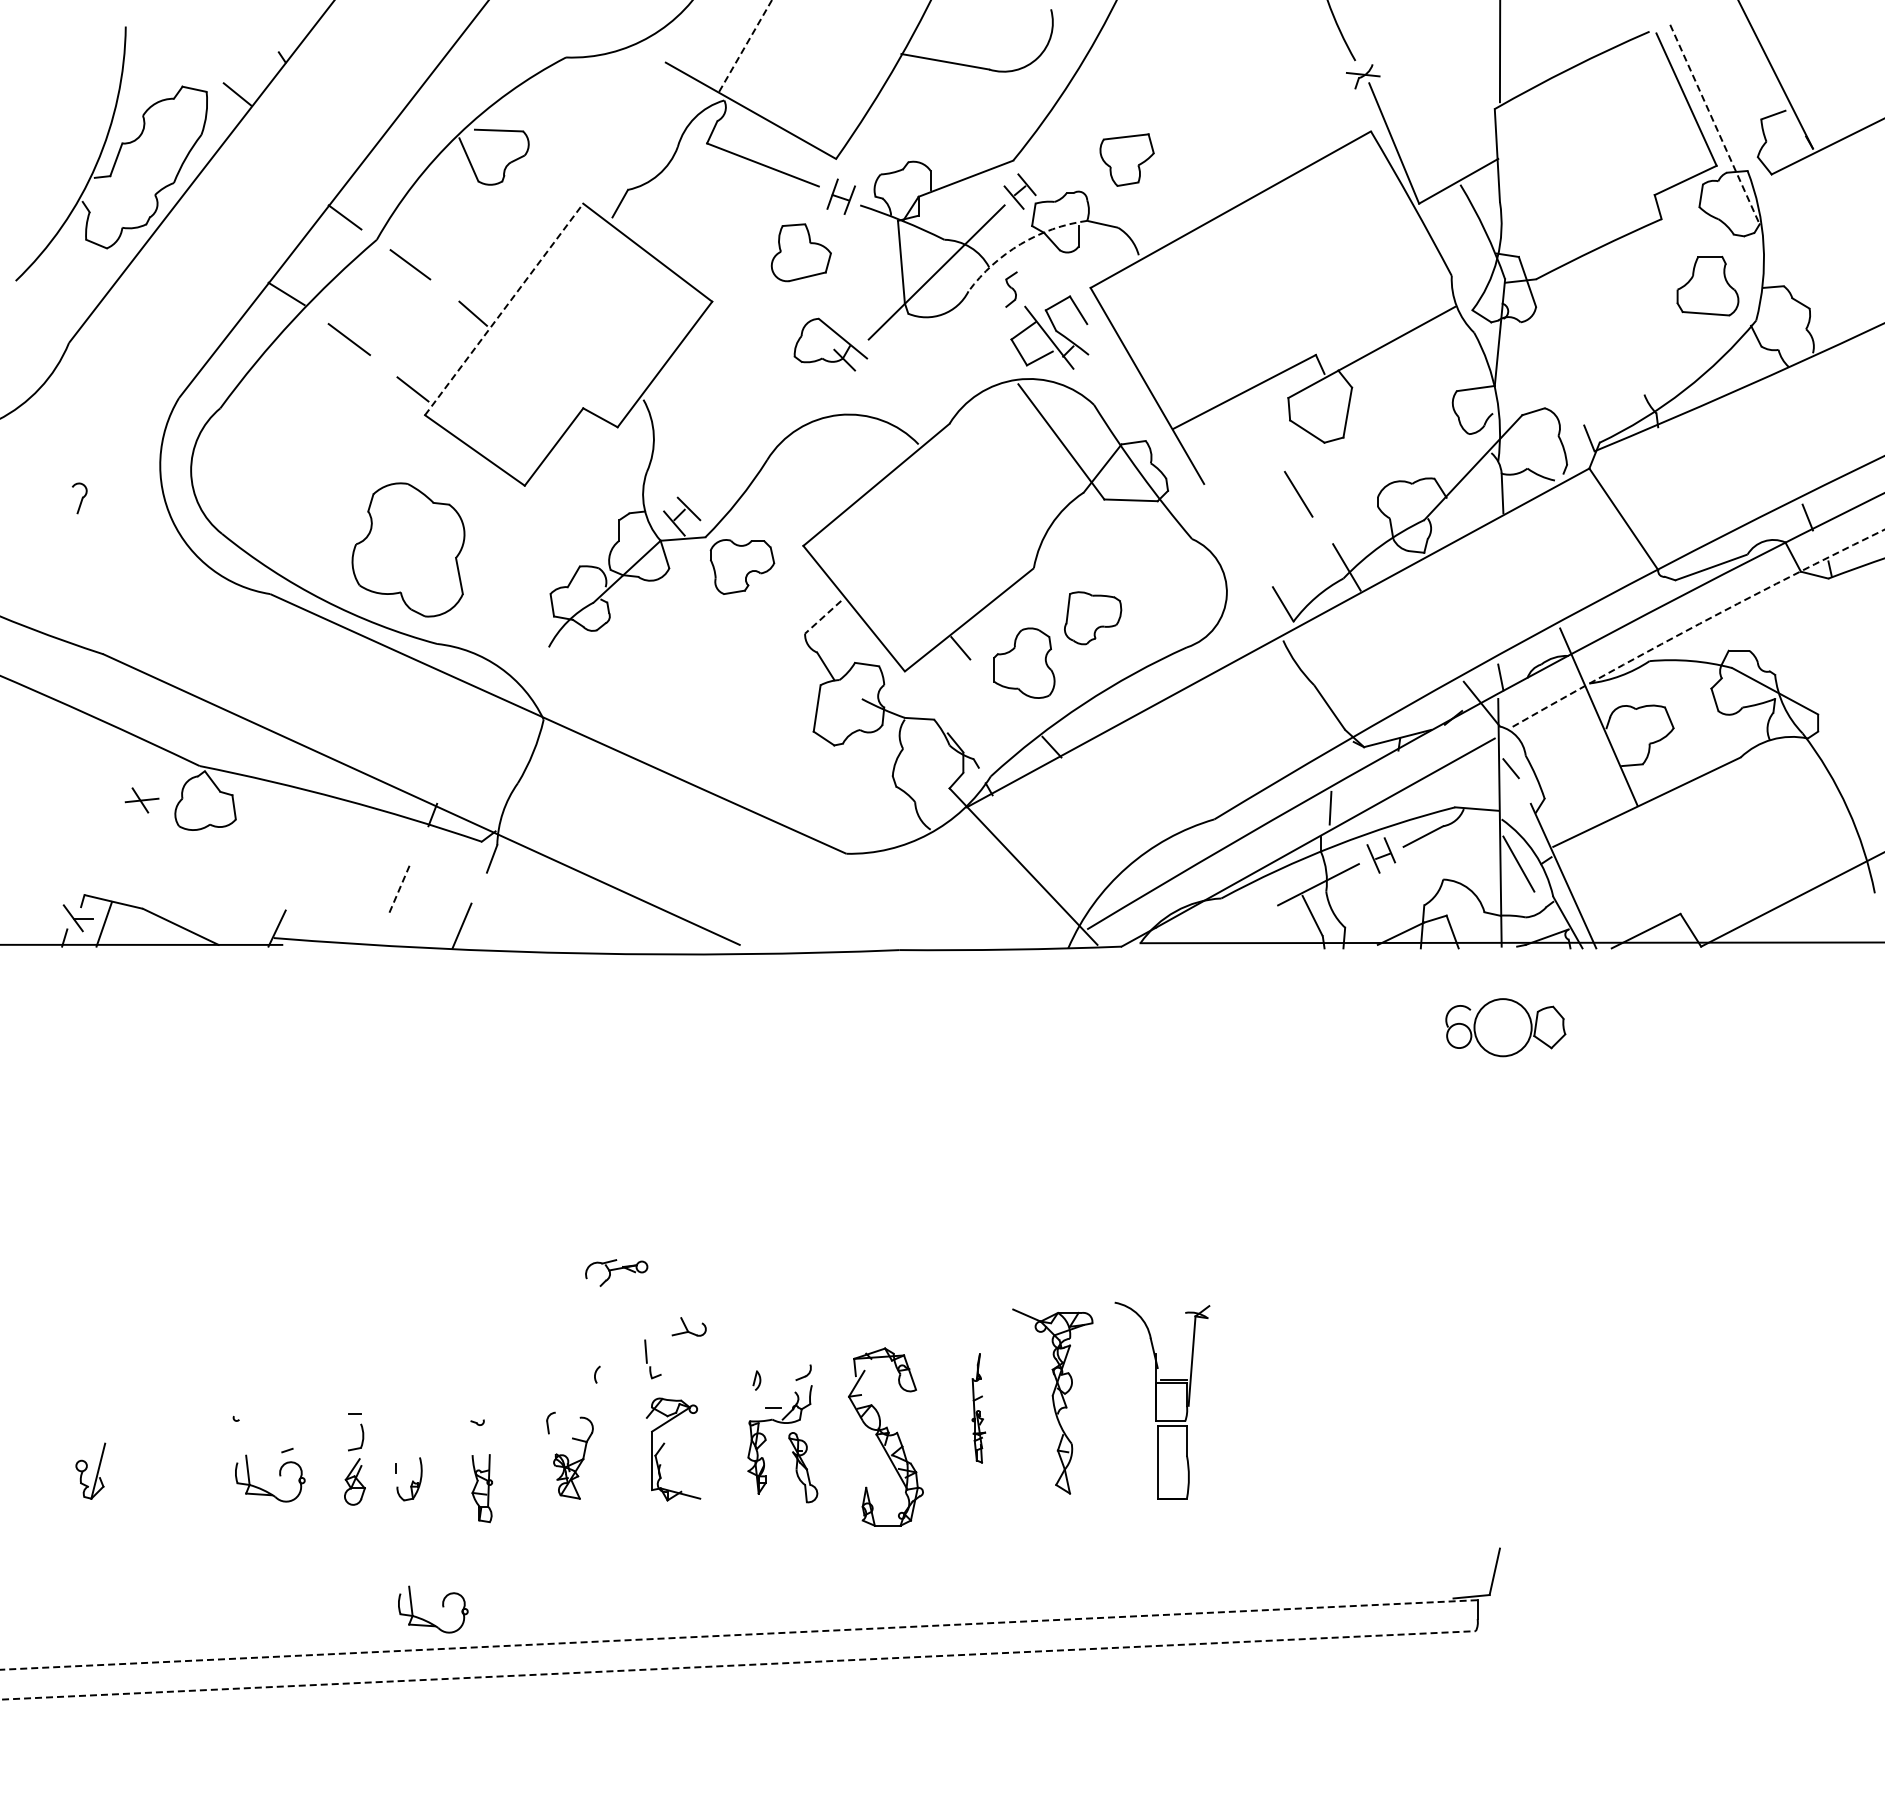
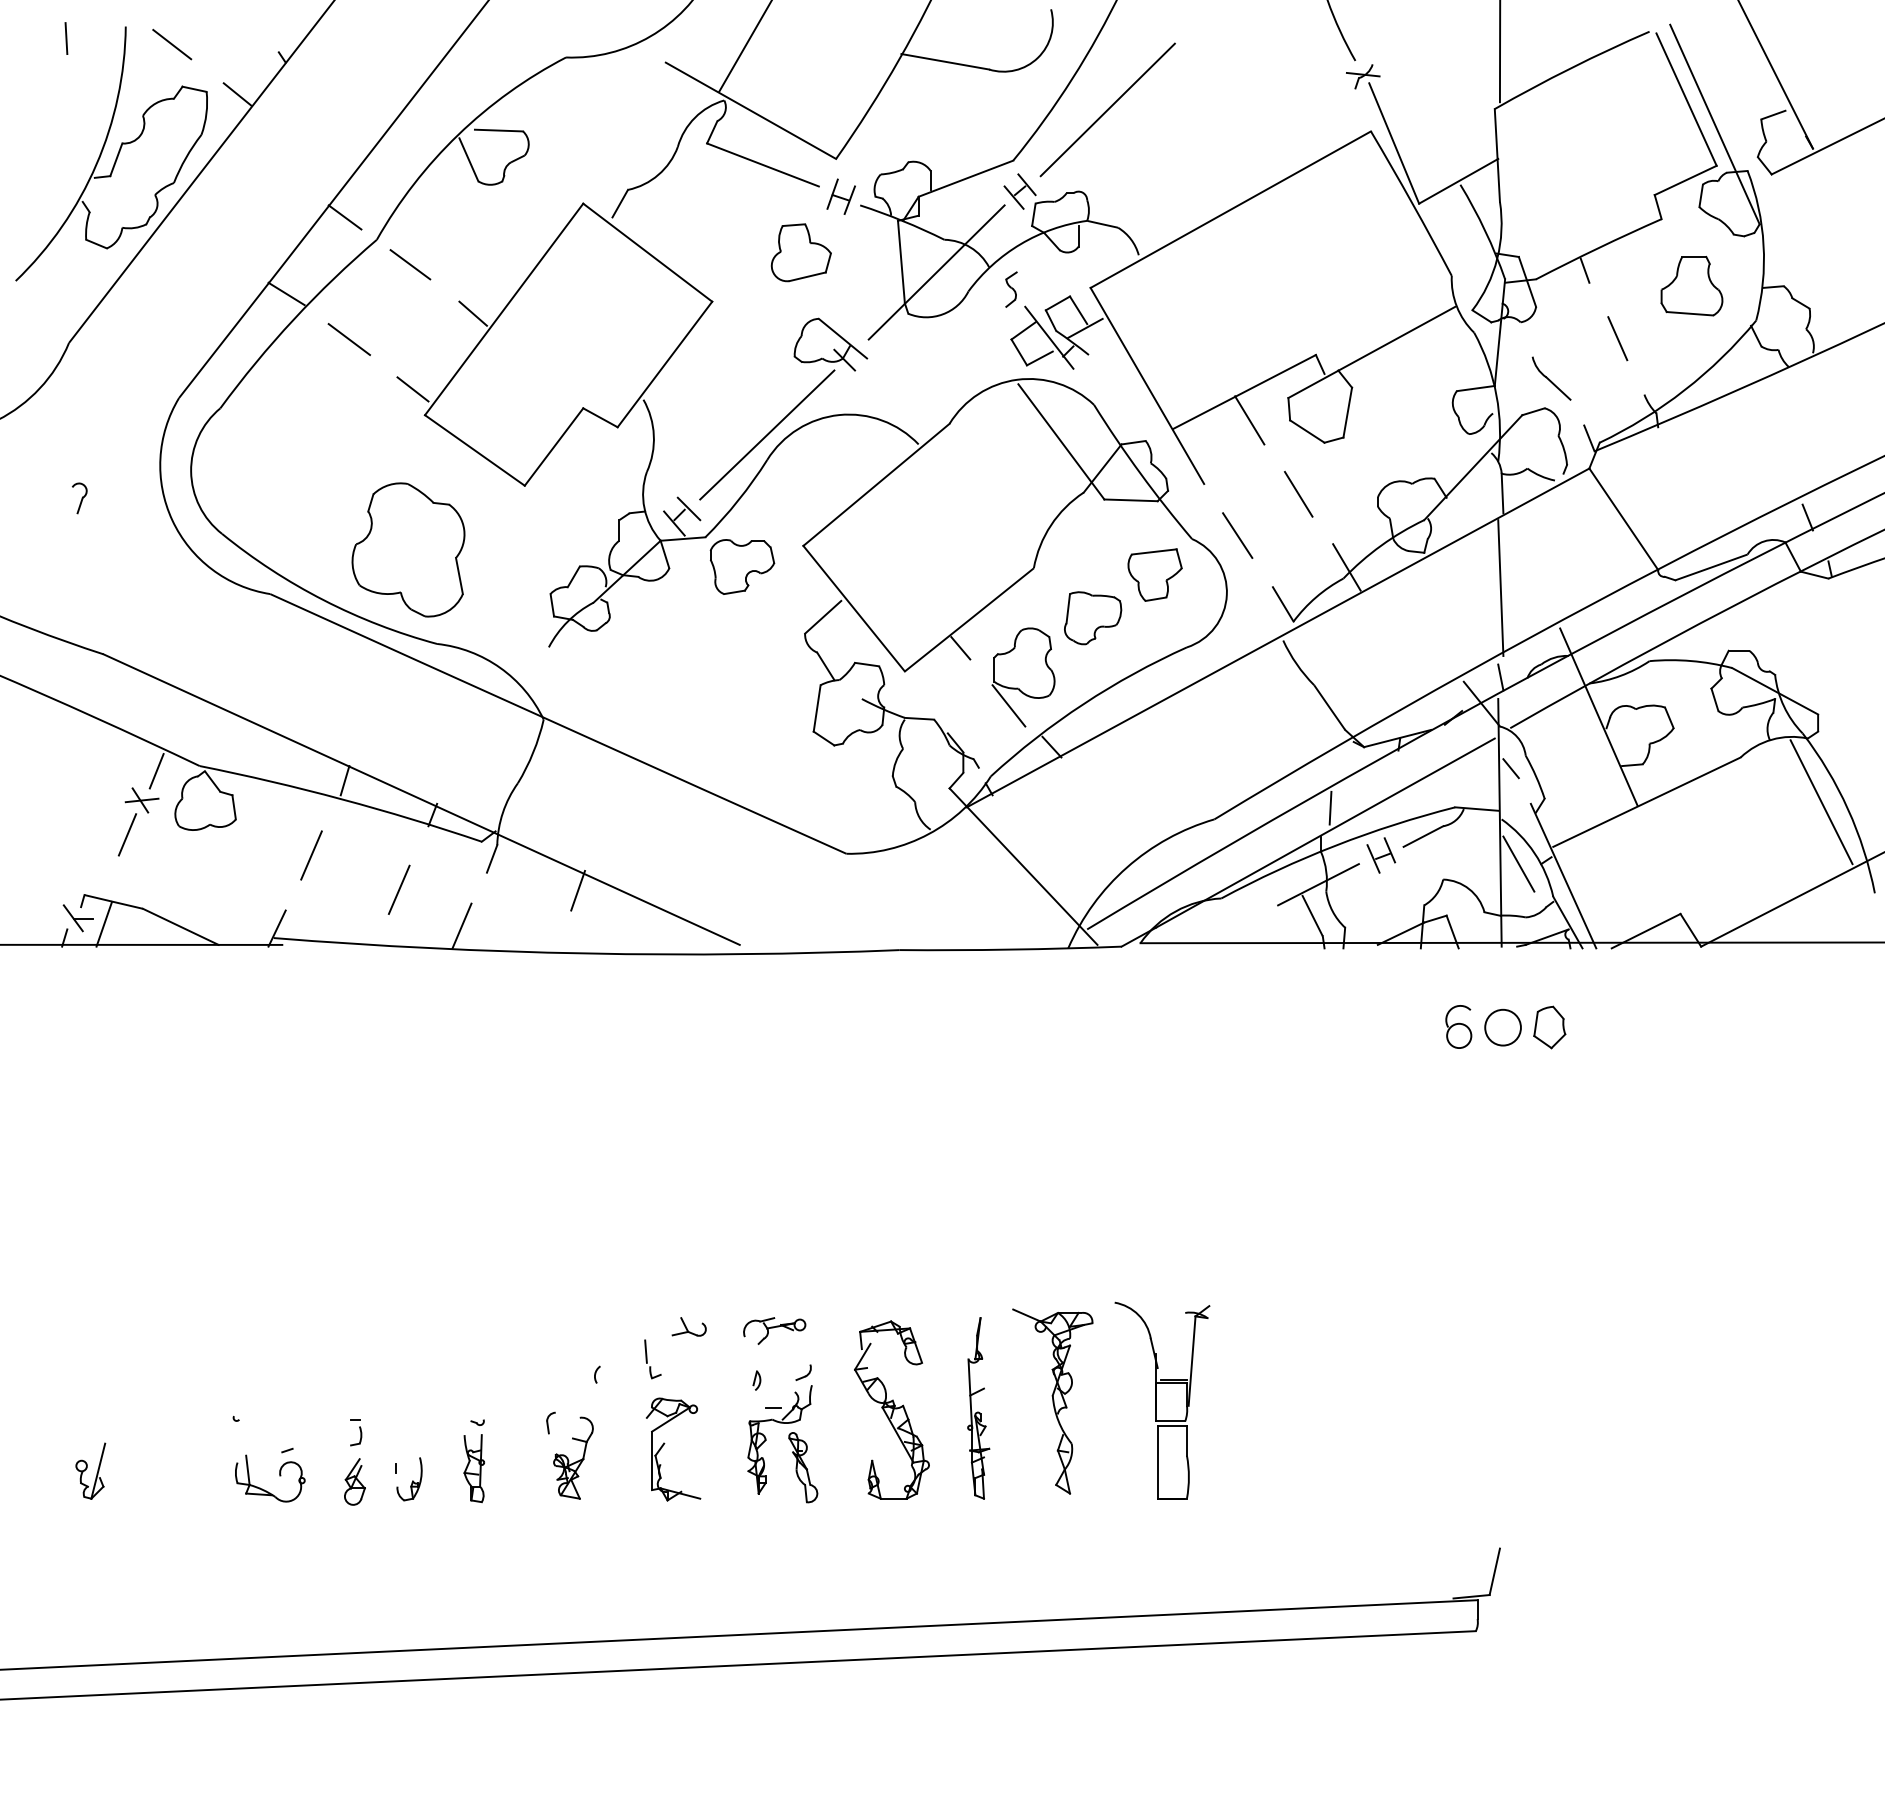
line: none -> present (66, 38)
line: none -> present (172, 44)
line: dashed -> solid (745, 46)
line: none -> present (1107, 109)
line: dashed -> solid (1715, 125)
part position: (1126, 159) -> (1154, 574) (1154, 574)
arc: dashed -> solid (1020, 244)
line: none -> present (1584, 270)
part position: (1707, 286) -> (1691, 286) (1691, 286)
line: dashed -> solid (504, 309)
line: none -> present (1085, 327)
line: none -> present (1617, 338)
part: none -> present (1551, 378)
line: none -> present (1249, 420)
line: none -> present (767, 434)
line: none -> present (1237, 535)
line: none -> present (1500, 588)
line: dashed -> solid (822, 617)
arc: dashed -> solid (1696, 625)
line: none -> present (1008, 705)
line: none -> present (156, 771)
line: none -> present (344, 780)
line: none -> present (1821, 802)
line: none -> present (127, 834)
line: none -> present (311, 855)
line: dashed -> solid (399, 890)
line: none -> present (577, 890)
circle diameter: 57 px -> 36 px (1502, 1027)
part position: (616, 1272) -> (774, 1330) (774, 1330)
part size: 16x111 px -> 24x183 px (978, 1408)
part size: 17x39 px -> 13x28 px (356, 1432)
part position: (885, 1436) -> (891, 1409) (891, 1409)
part position: (482, 1488) -> (474, 1468) (474, 1468)
part: present -> none (442, 1607)
line: dashed -> solid (738, 1635)
line: dashed -> solid (738, 1665)
